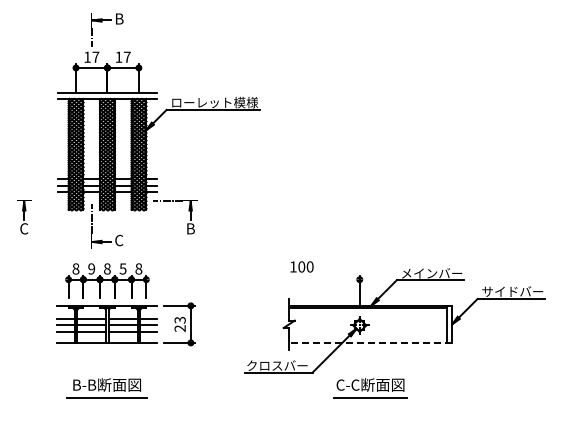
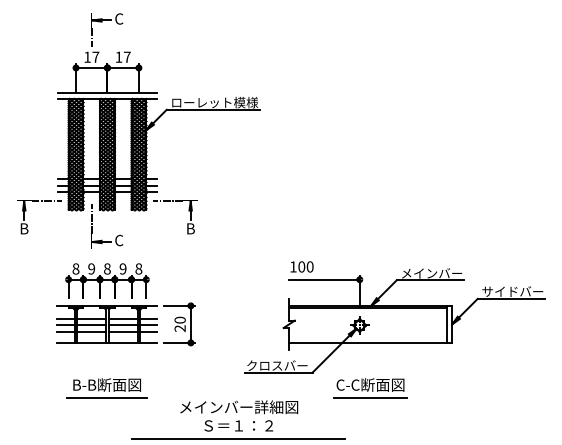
text: B -> C (119, 18)
line: none -> present (46, 200)
text: C -> B (24, 228)
text: 5 -> 9 (122, 268)
line: none -> present (324, 279)
text: 23 -> 20 (179, 319)
line: dashed -> solid (370, 342)
part: none -> present (238, 419)
